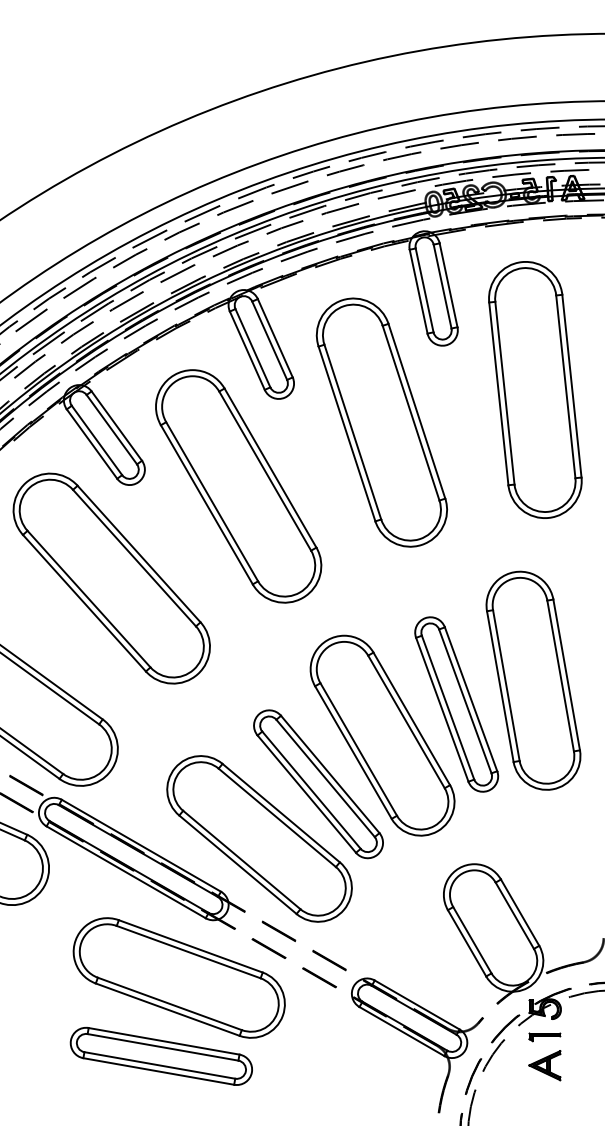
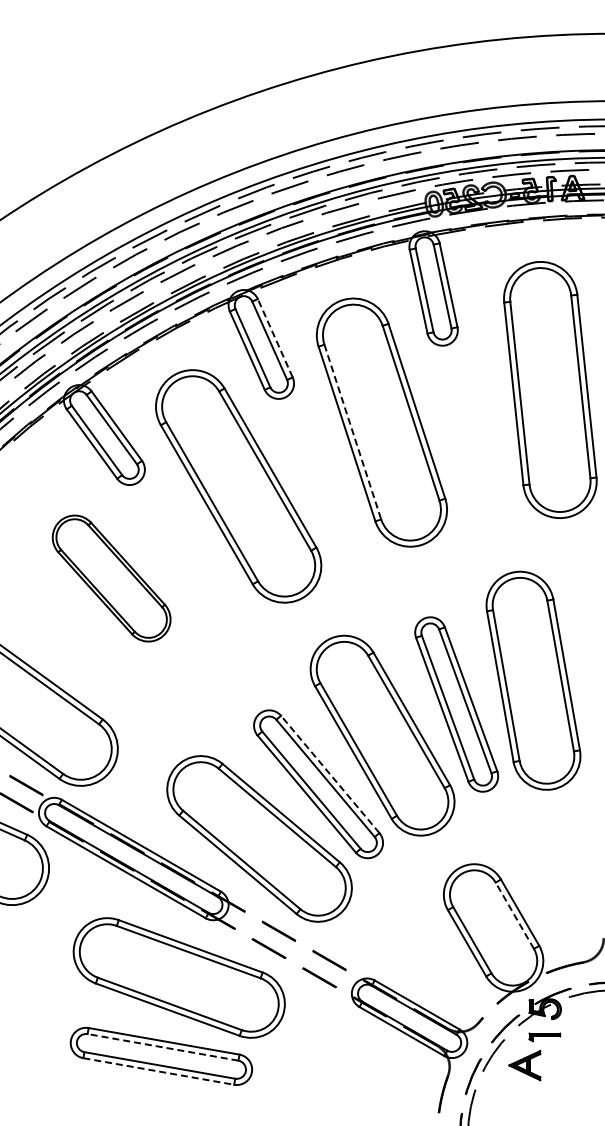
line: solid -> dashed (275, 338)
part position: (535, 389) -> (550, 389) (550, 389)
line: solid -> dashed (352, 432)
part size: 199x213 px -> 121x129 px (111, 578)
line: solid -> dashed (330, 774)
line: solid -> dashed (514, 915)
line: solid -> dashed (163, 1047)
part position: (544, 1065) -> (524, 1065) (524, 1065)
line: solid -> dashed (158, 1071)
